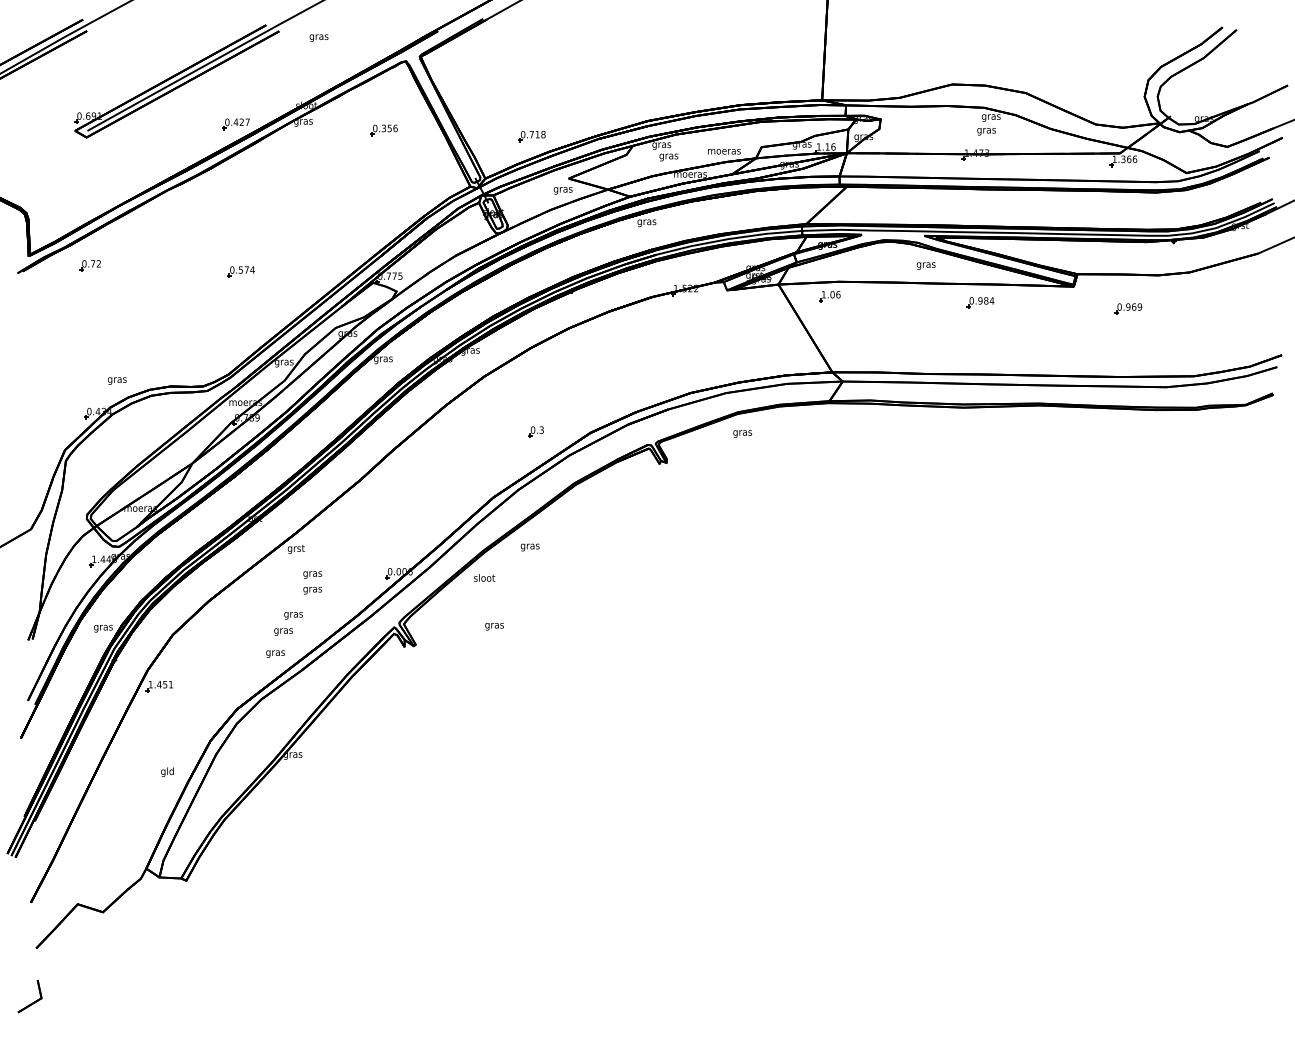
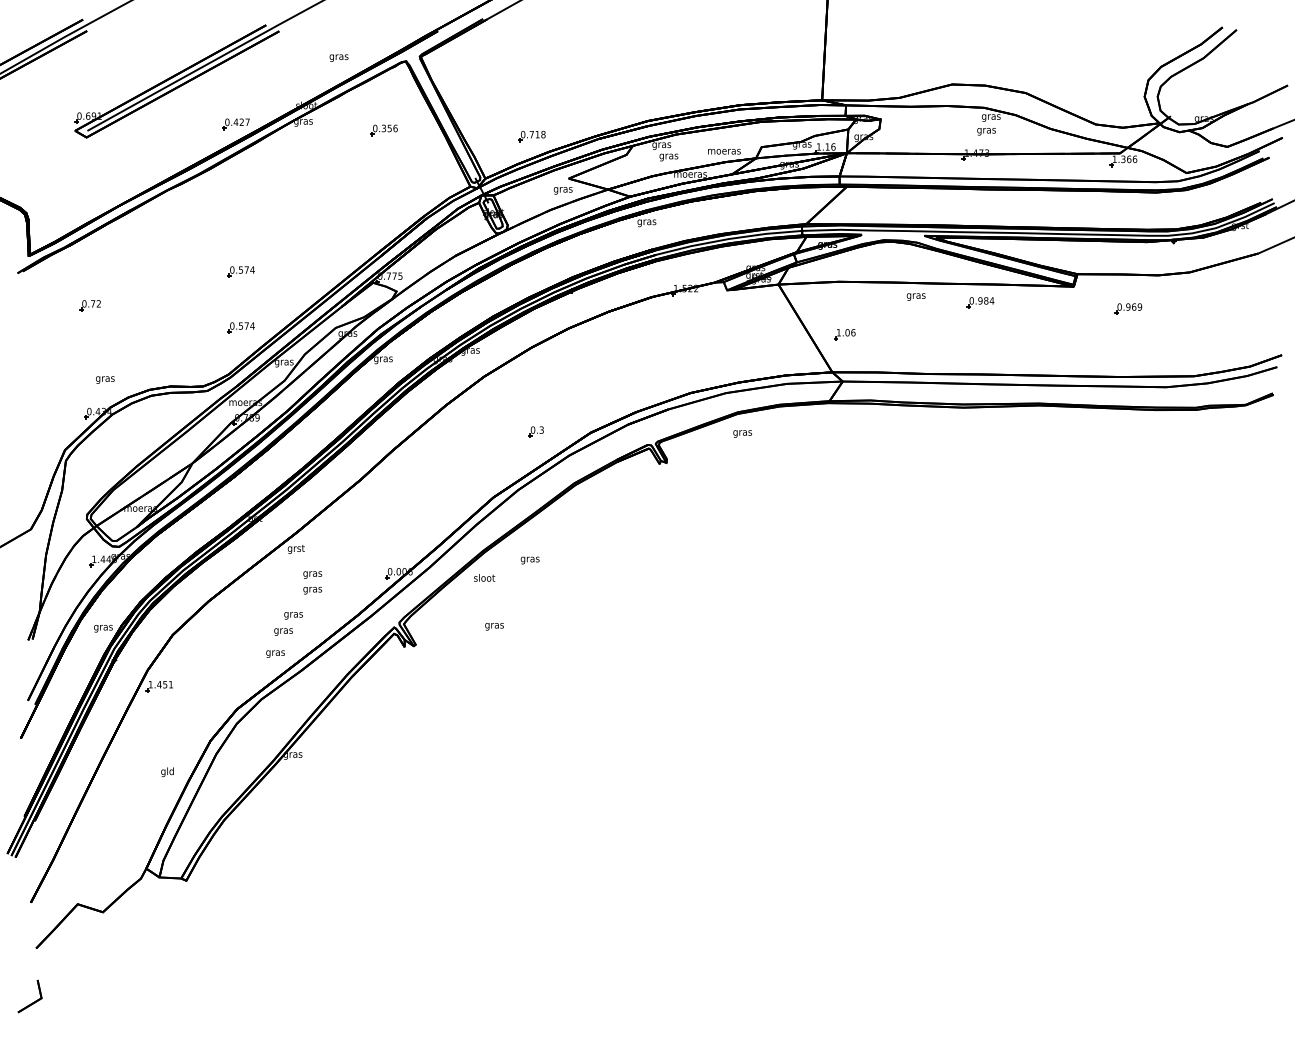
text position: (318, 37) -> (338, 57) (338, 57)
part position: (89, 265) -> (89, 305) (89, 305)
text position: (925, 265) -> (915, 296) (915, 296)
part position: (829, 296) -> (844, 334) (844, 334)
part: none -> present (240, 327)
text position: (117, 380) -> (105, 379) (105, 379)
text position: (529, 547) -> (529, 560) (529, 560)
